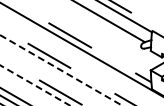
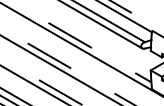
line: none -> present (102, 25)
line: dashed -> solid (62, 70)
line: dashed -> solid (35, 85)
